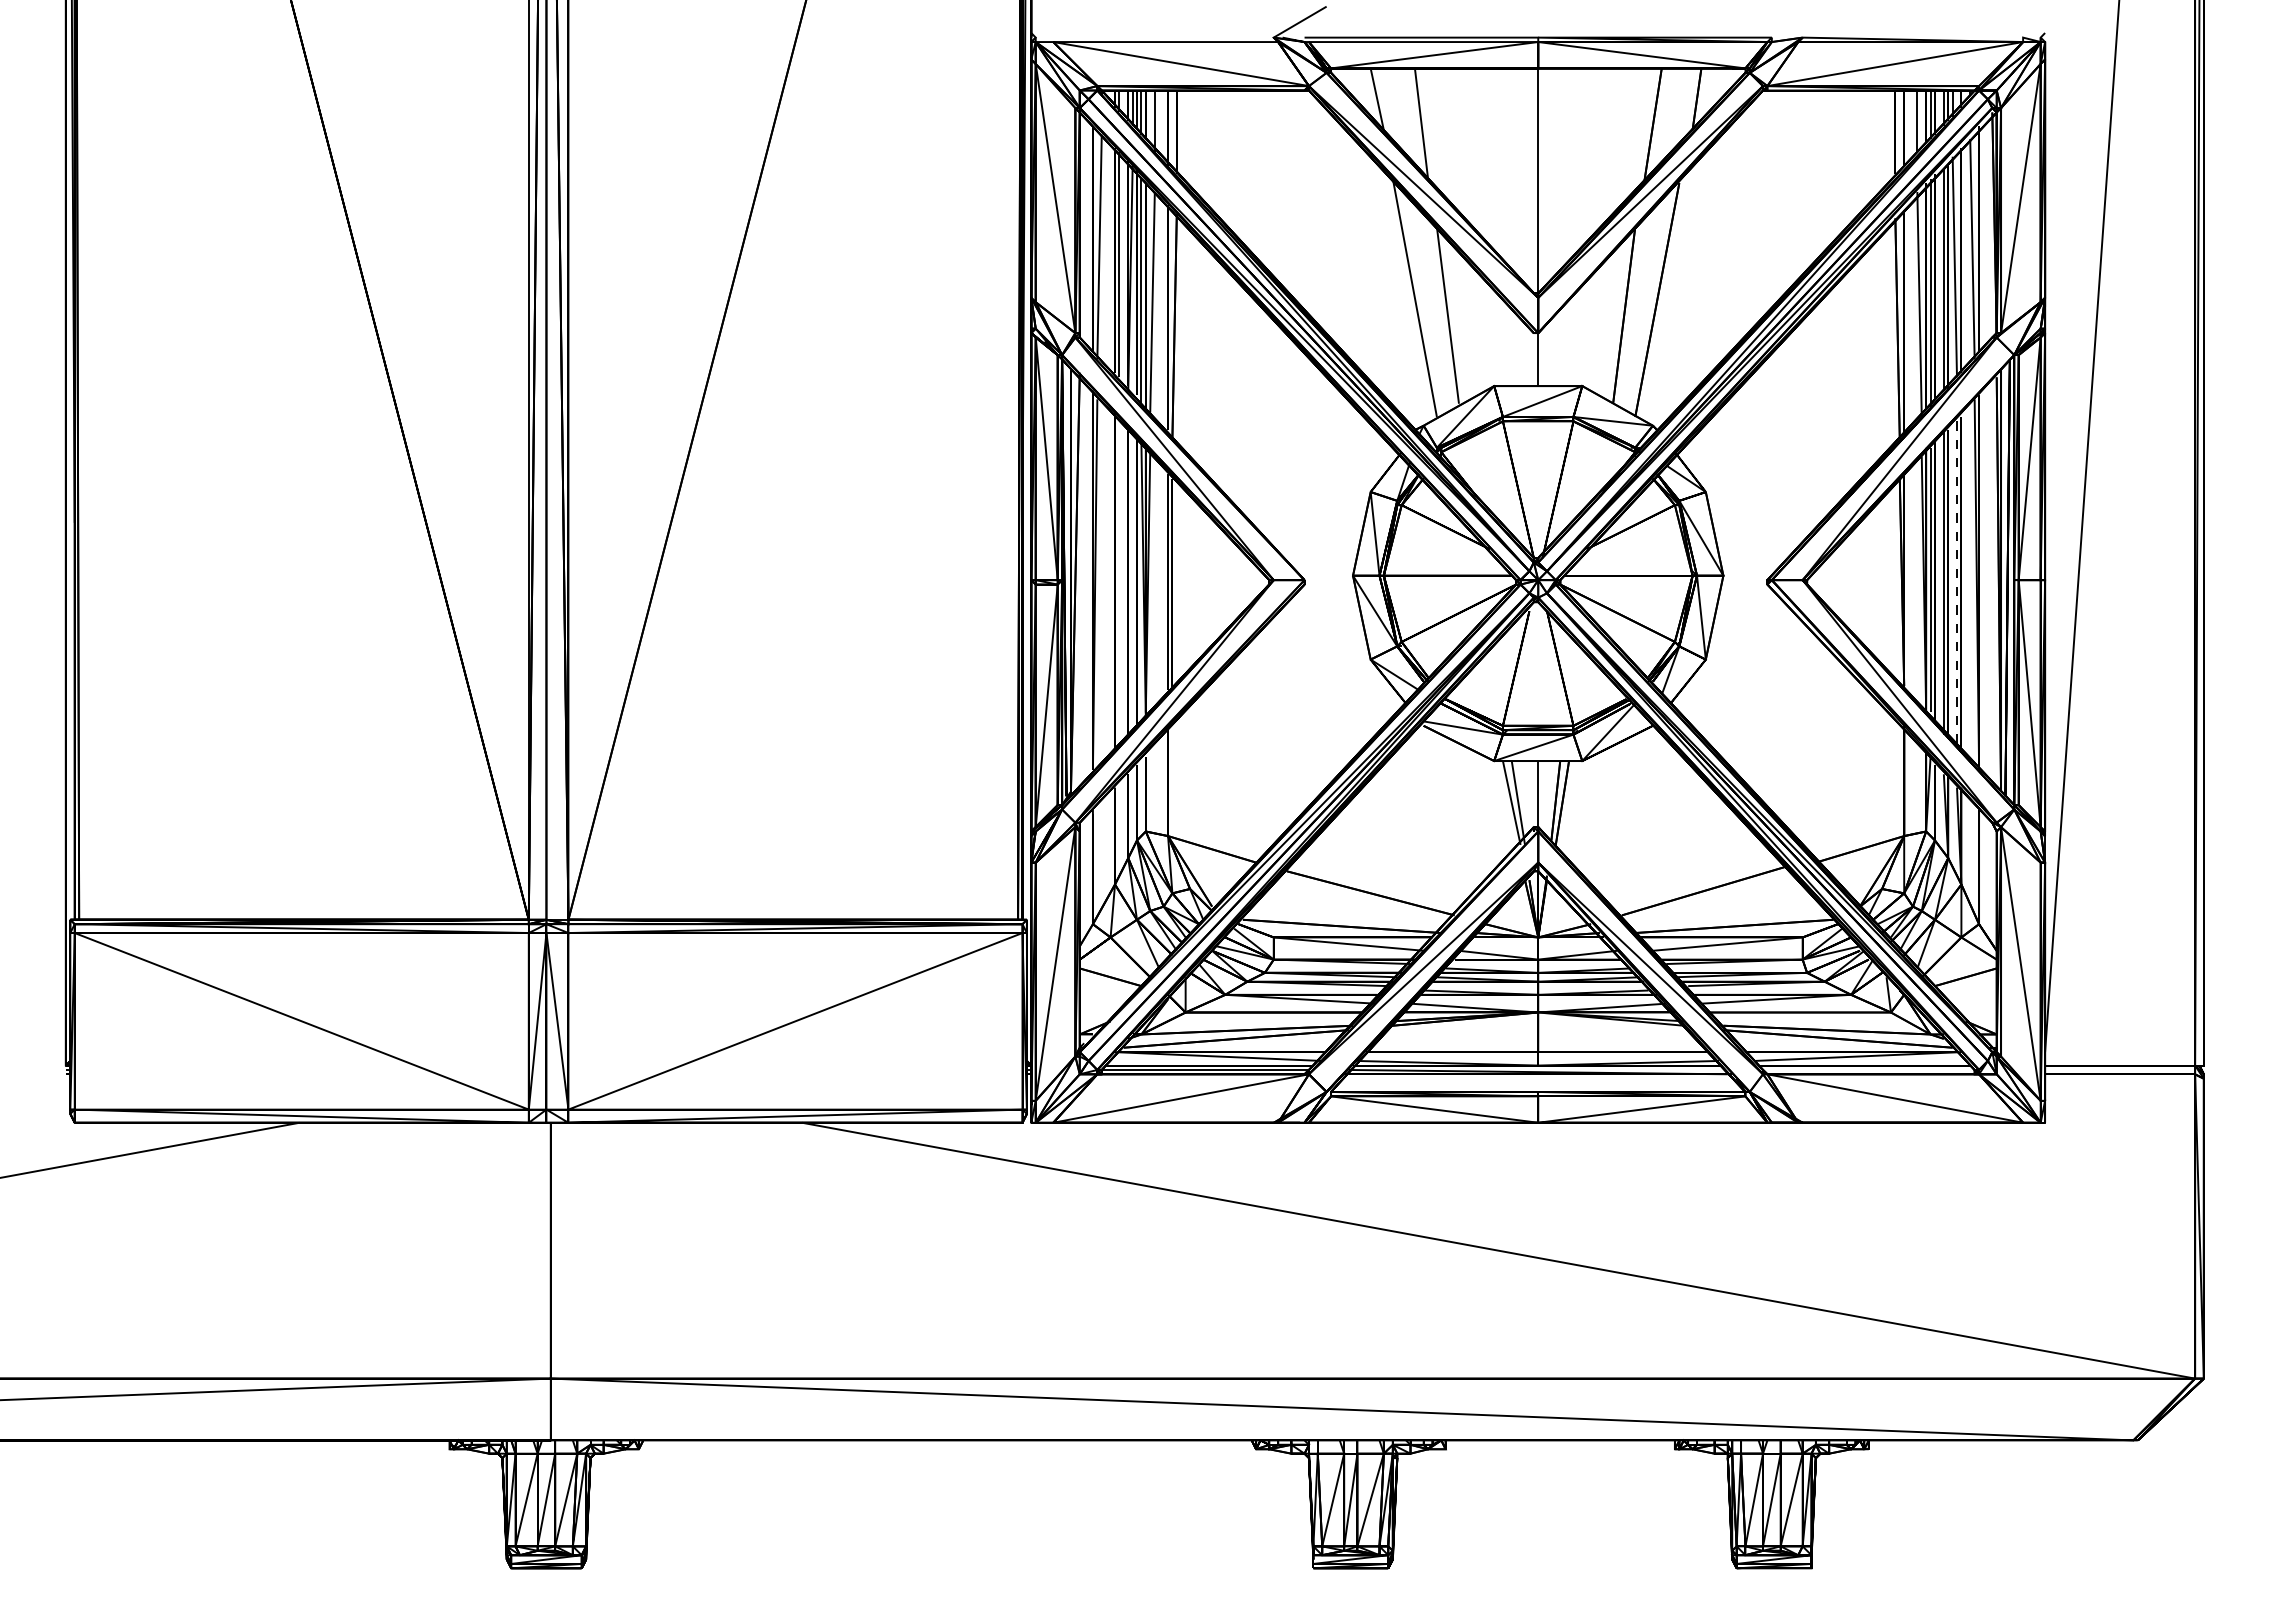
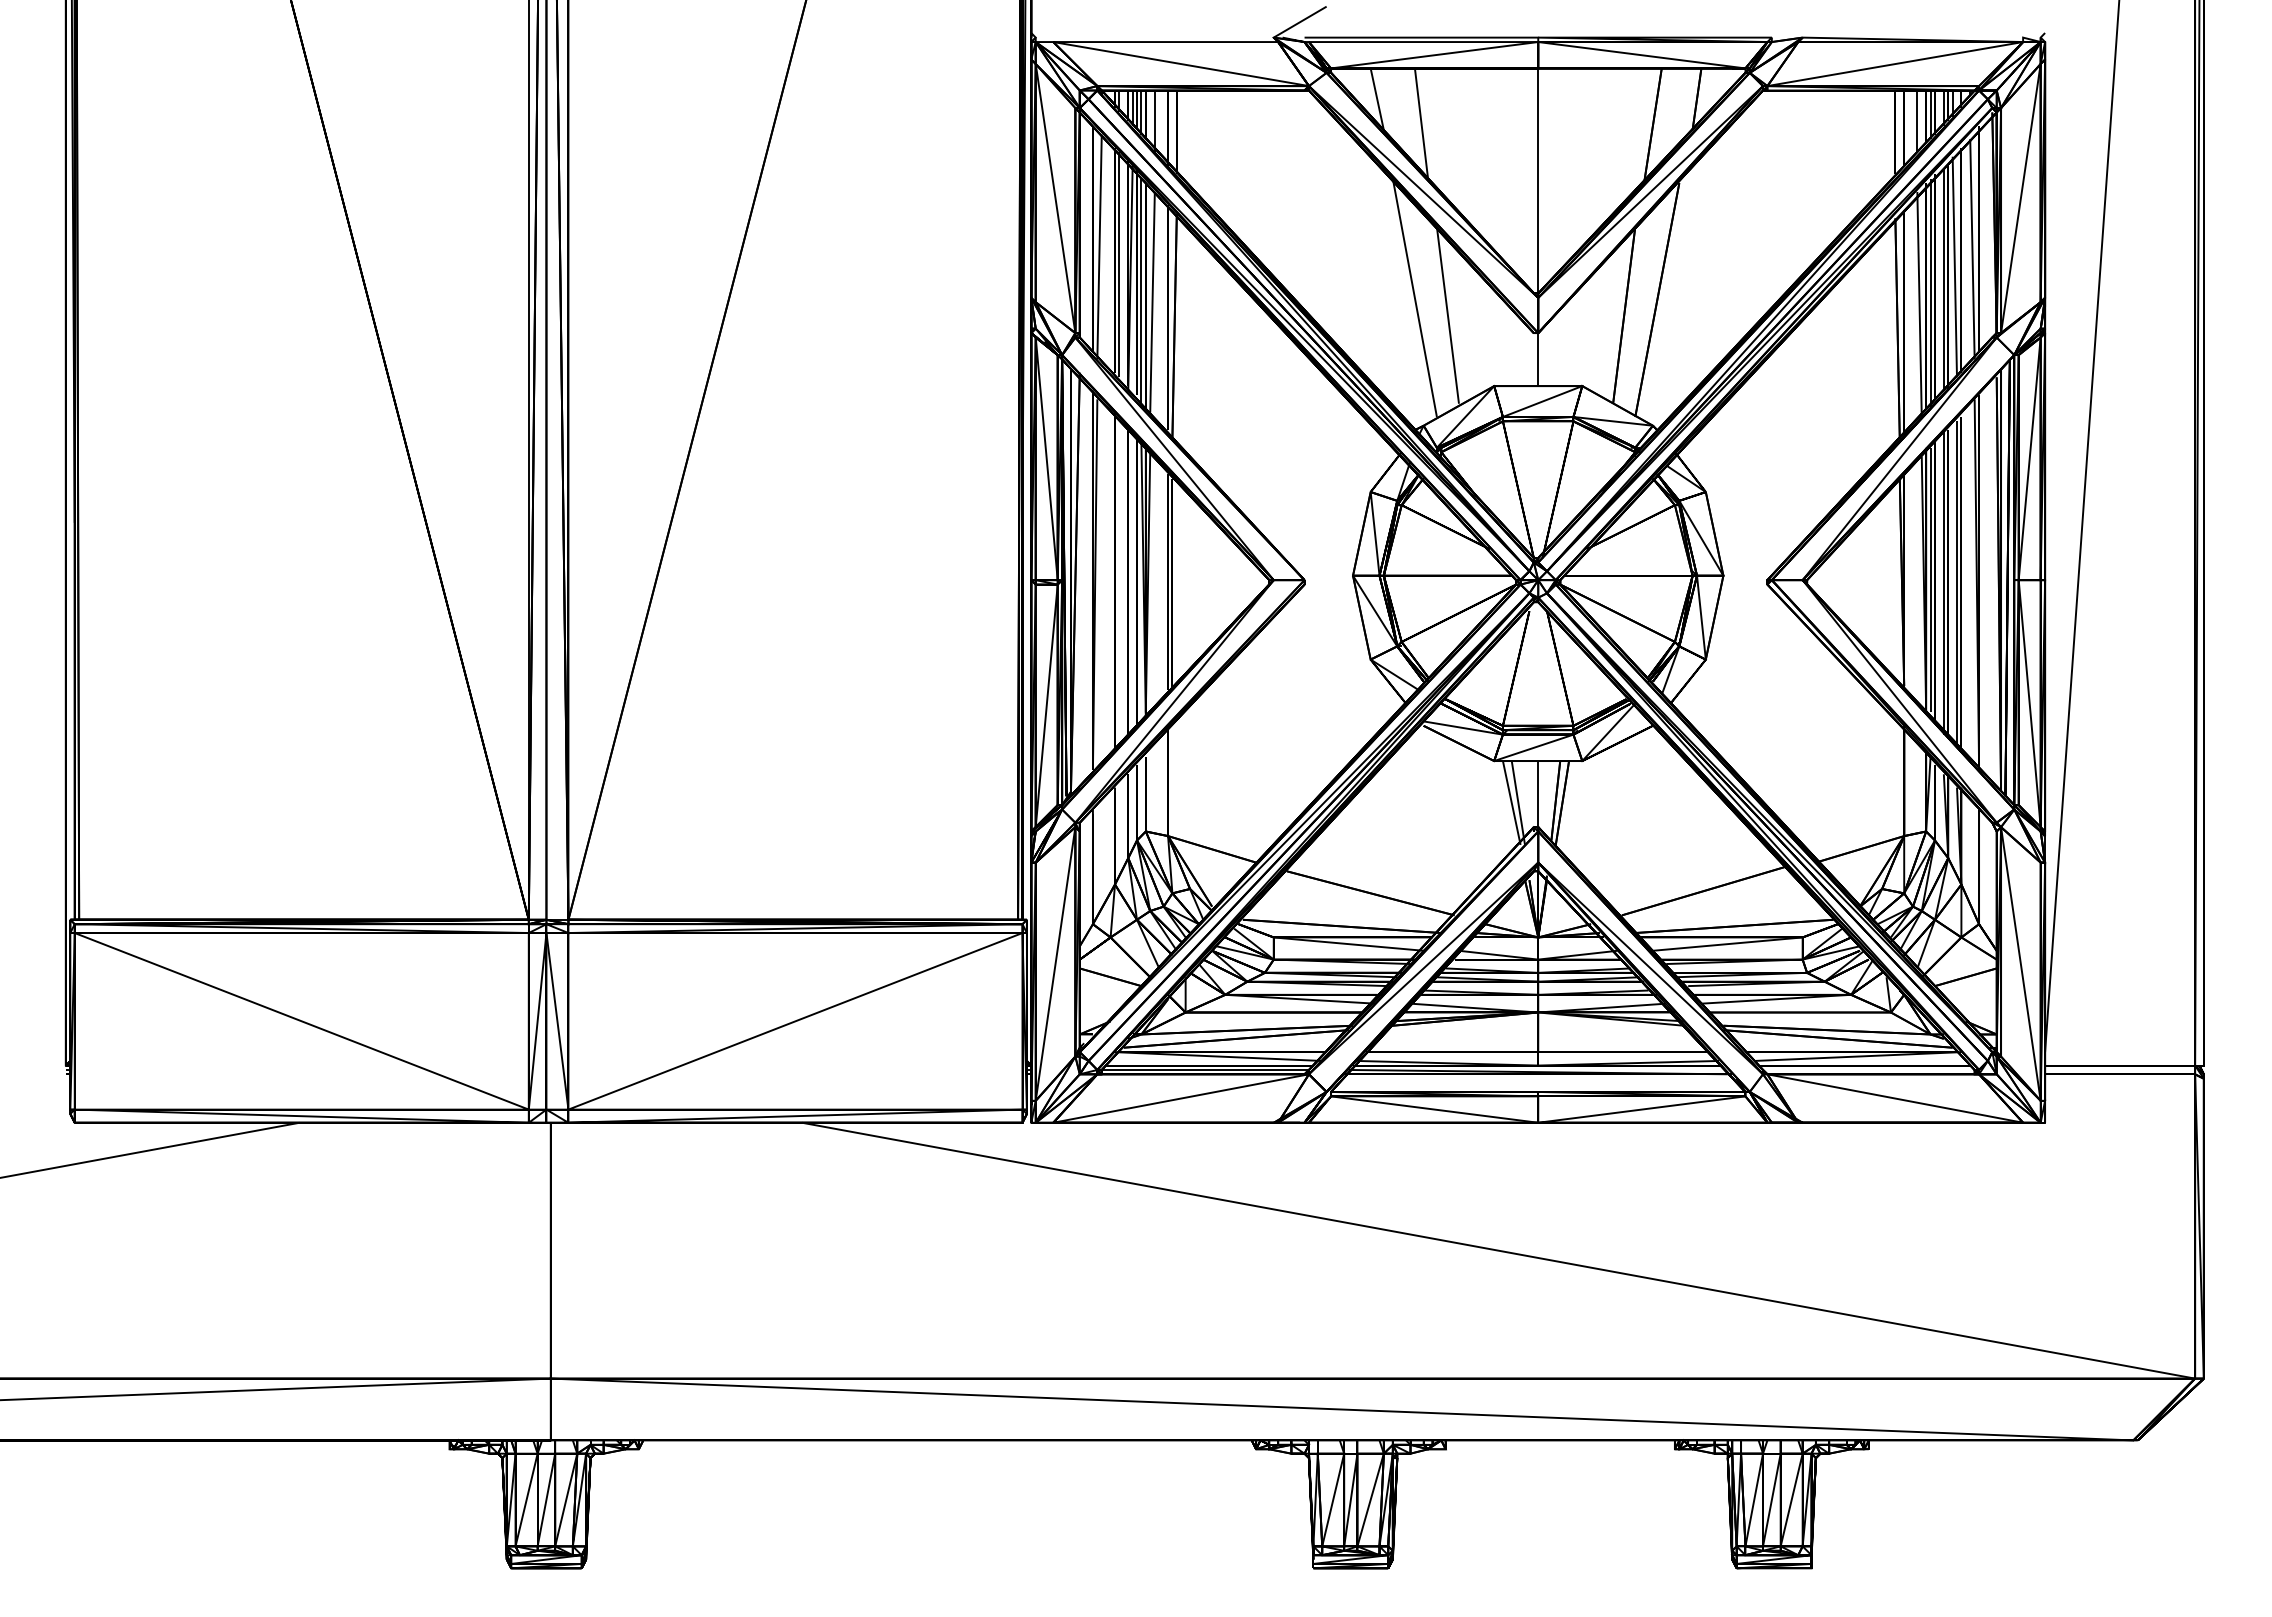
line: dashed -> solid (1956, 585)
